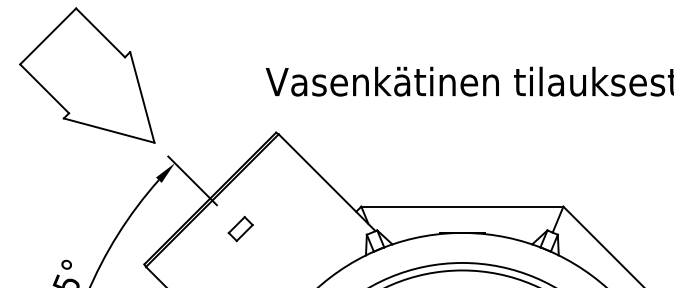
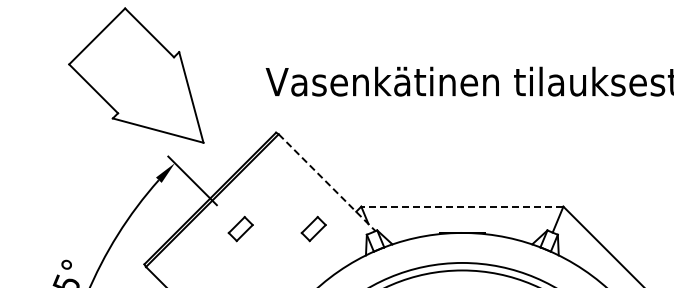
part position: (87, 75) -> (136, 75) (136, 75)
line: solid -> dashed (327, 183)
line: solid -> dashed (461, 206)
part: none -> present (313, 228)
